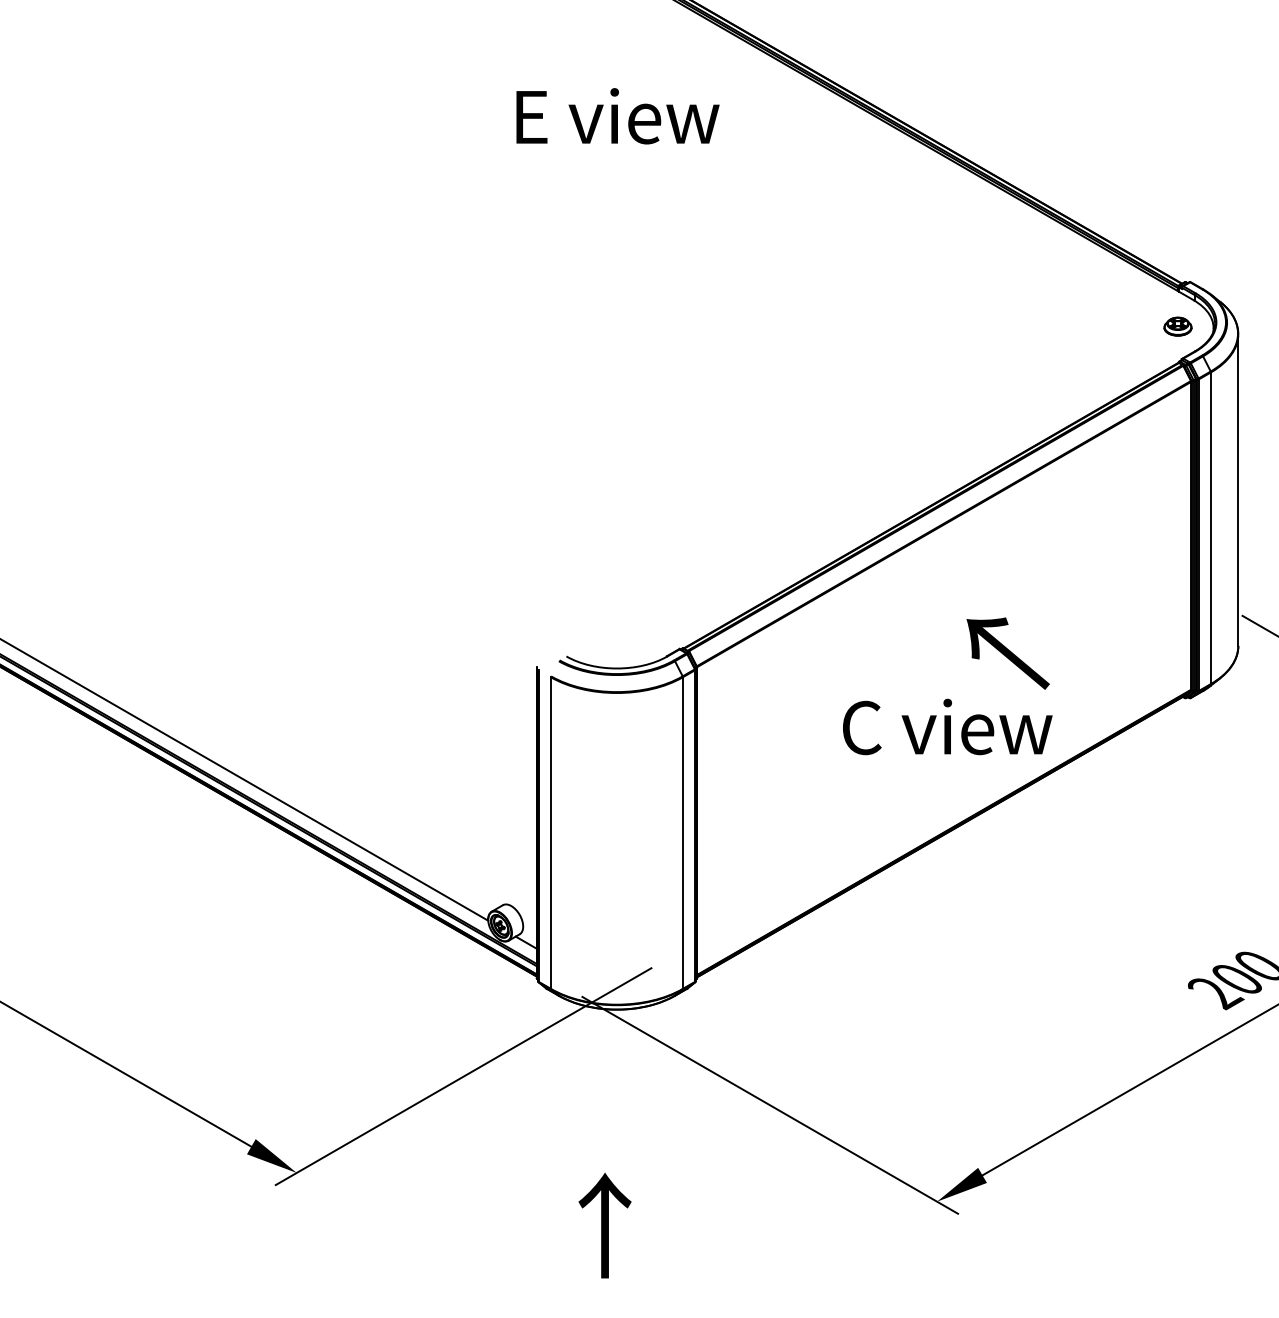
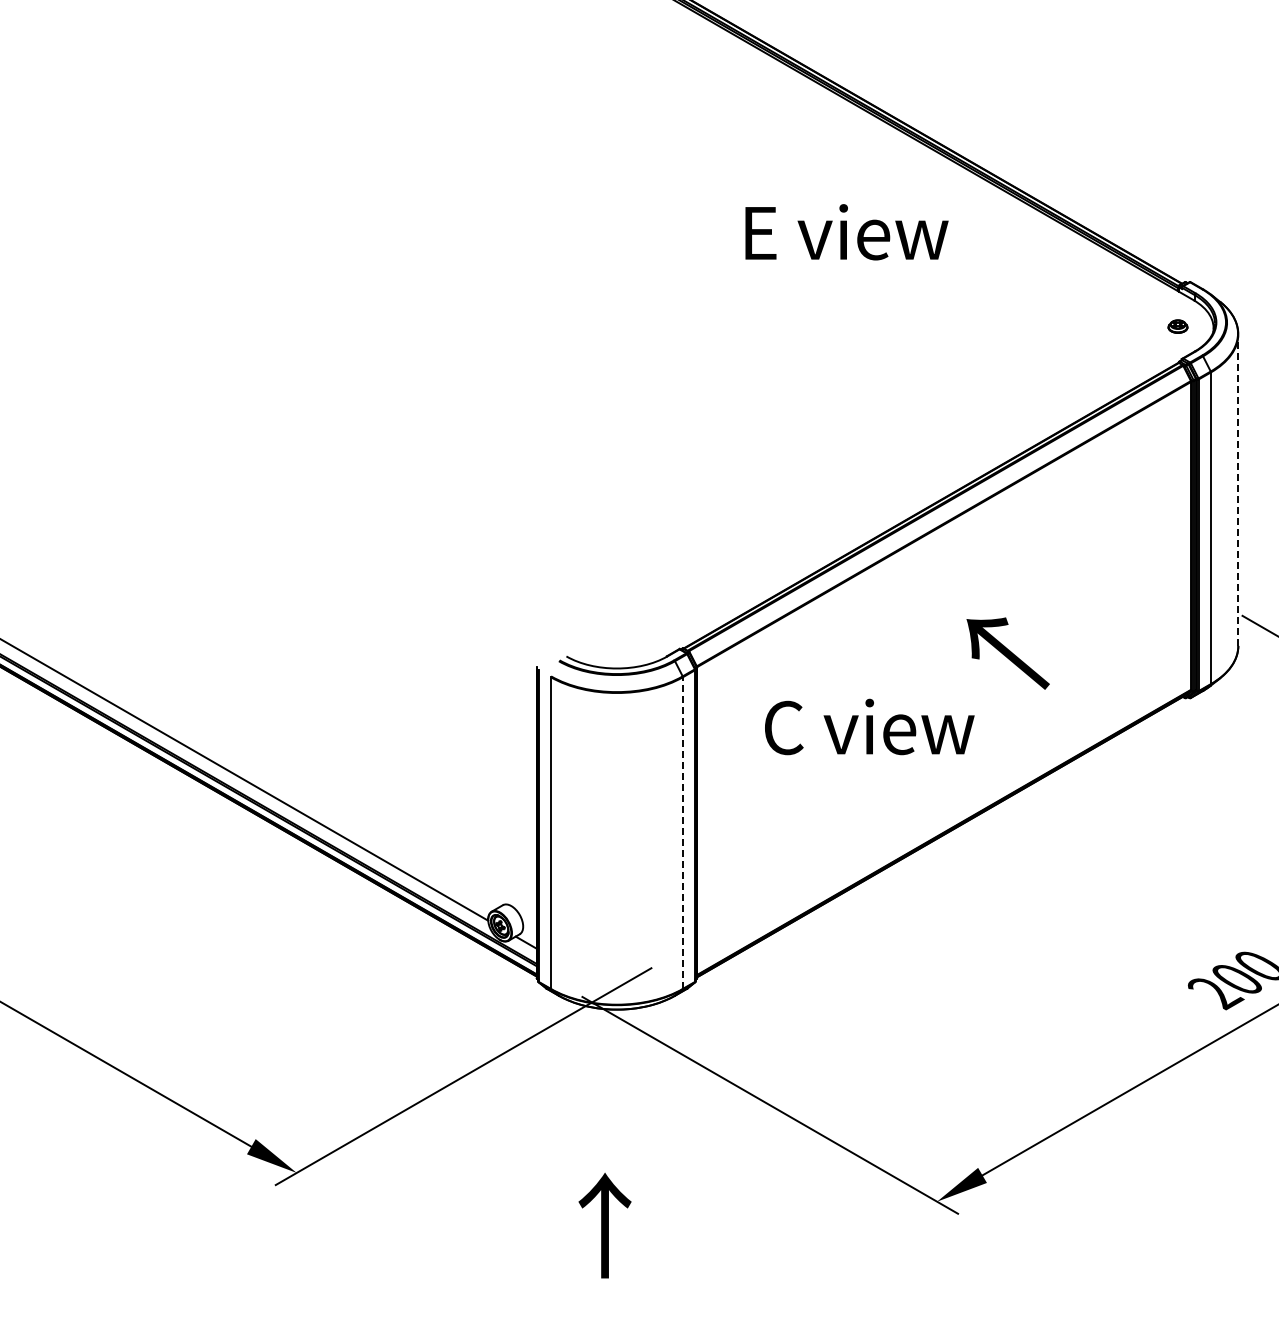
text position: (617, 116) -> (846, 232) (846, 232)
part size: 30x21 px -> 22x15 px (1177, 326)
line: solid -> dashed (1238, 490)
text position: (947, 726) -> (869, 726) (869, 726)
line: solid -> dashed (682, 833)
